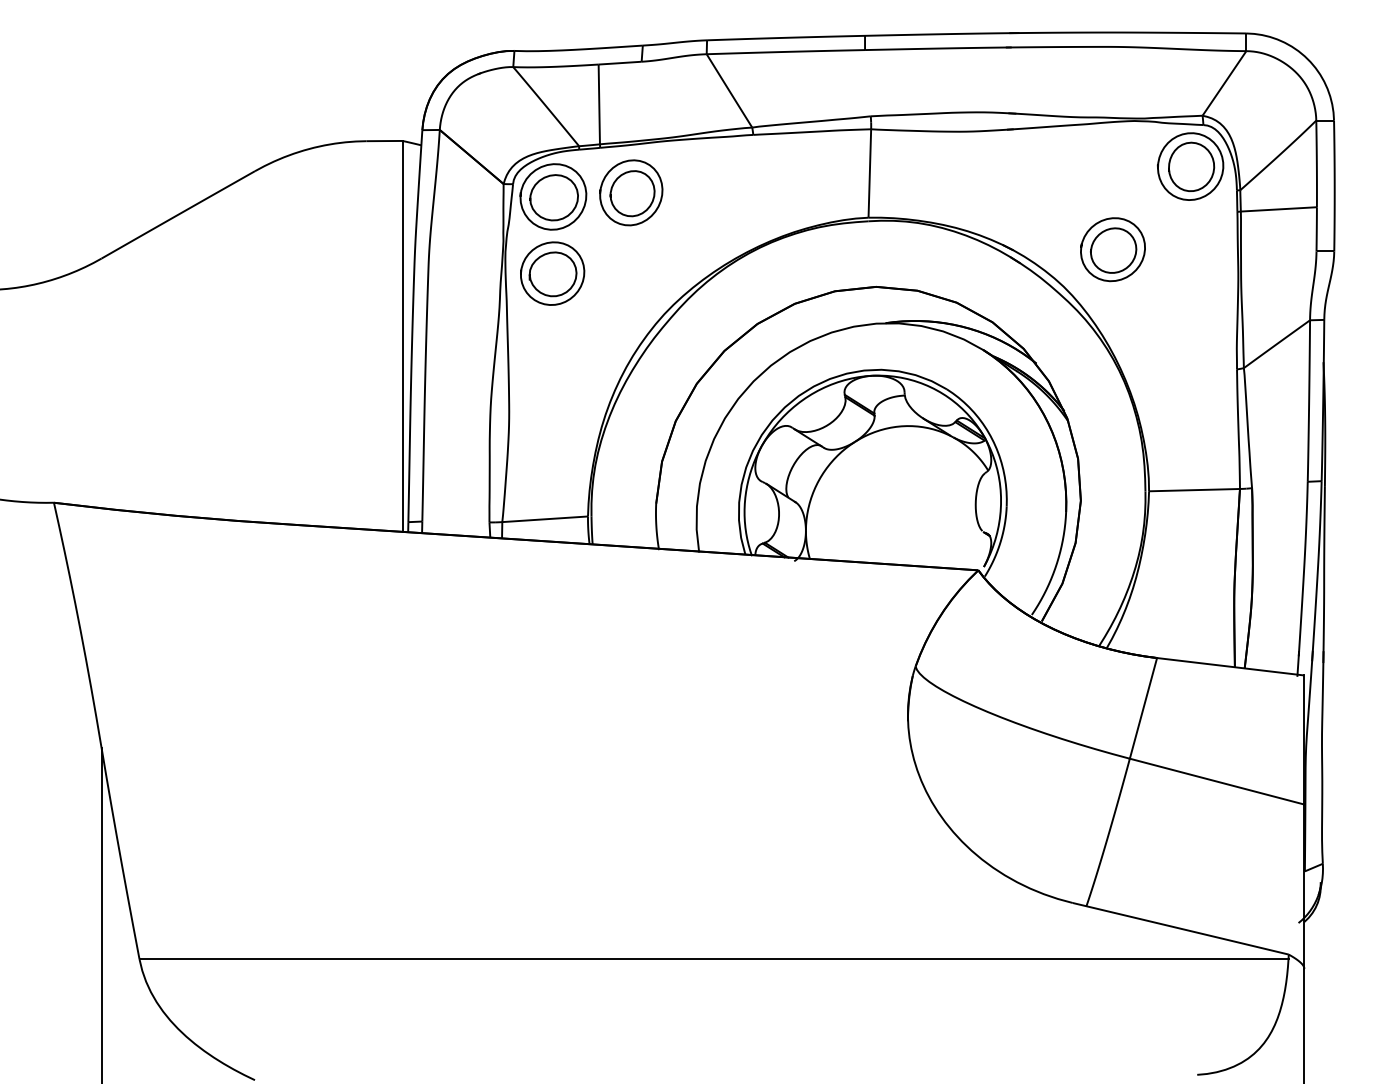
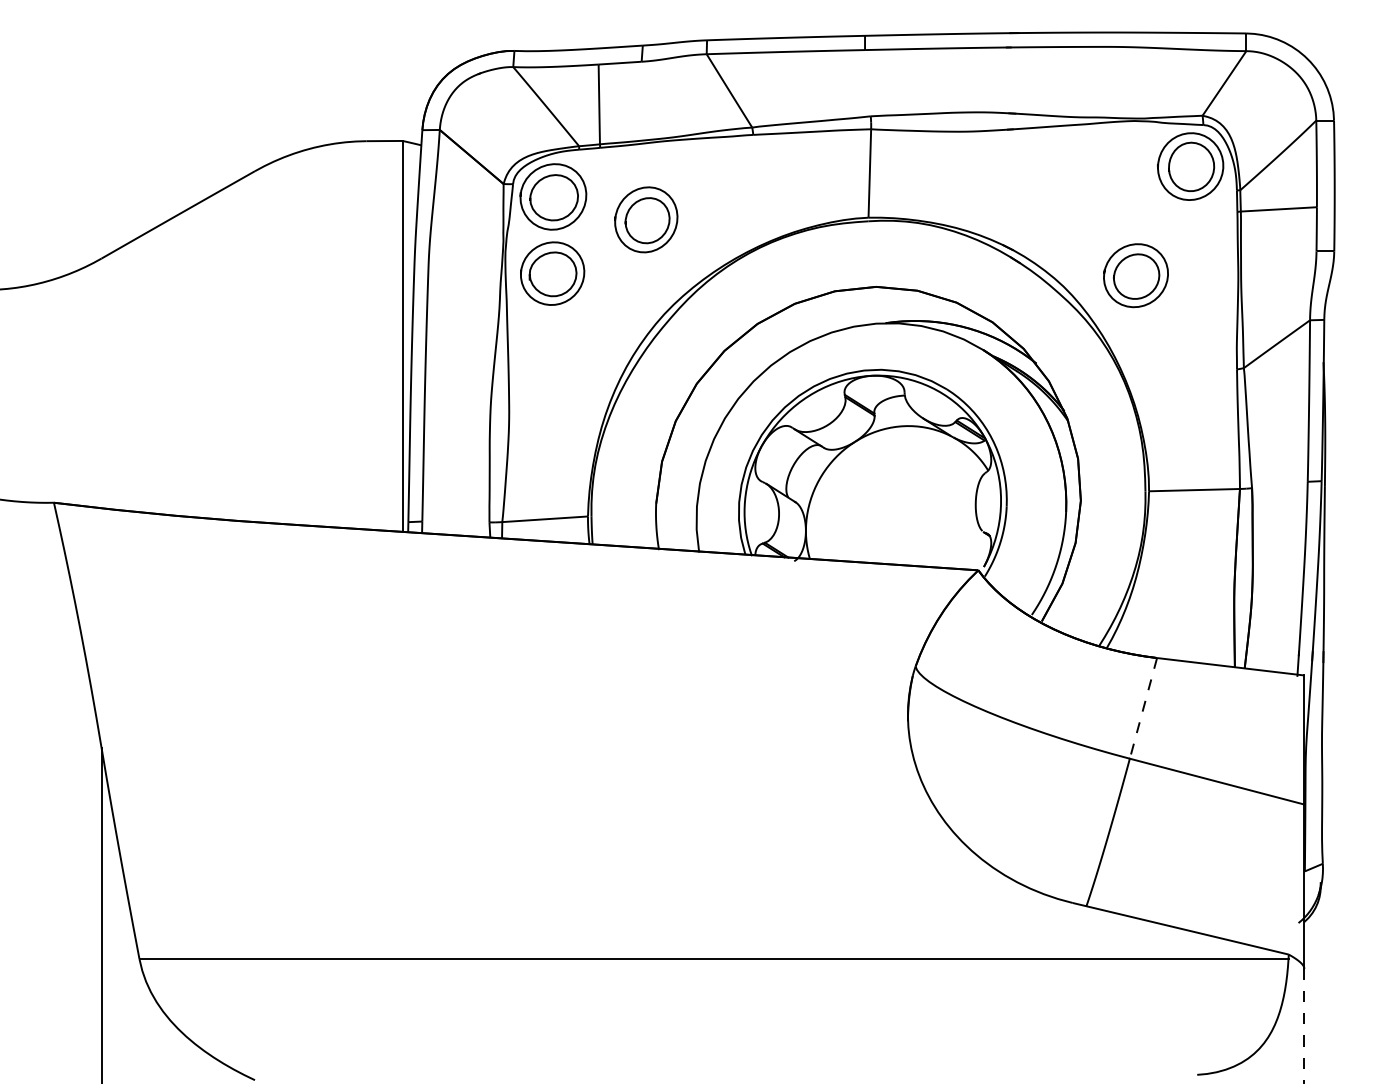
part position: (631, 192) -> (646, 219) (646, 219)
part position: (1112, 249) -> (1135, 275) (1135, 275)
line: solid -> dashed (1143, 708)
line: solid -> dashed (1304, 1026)
